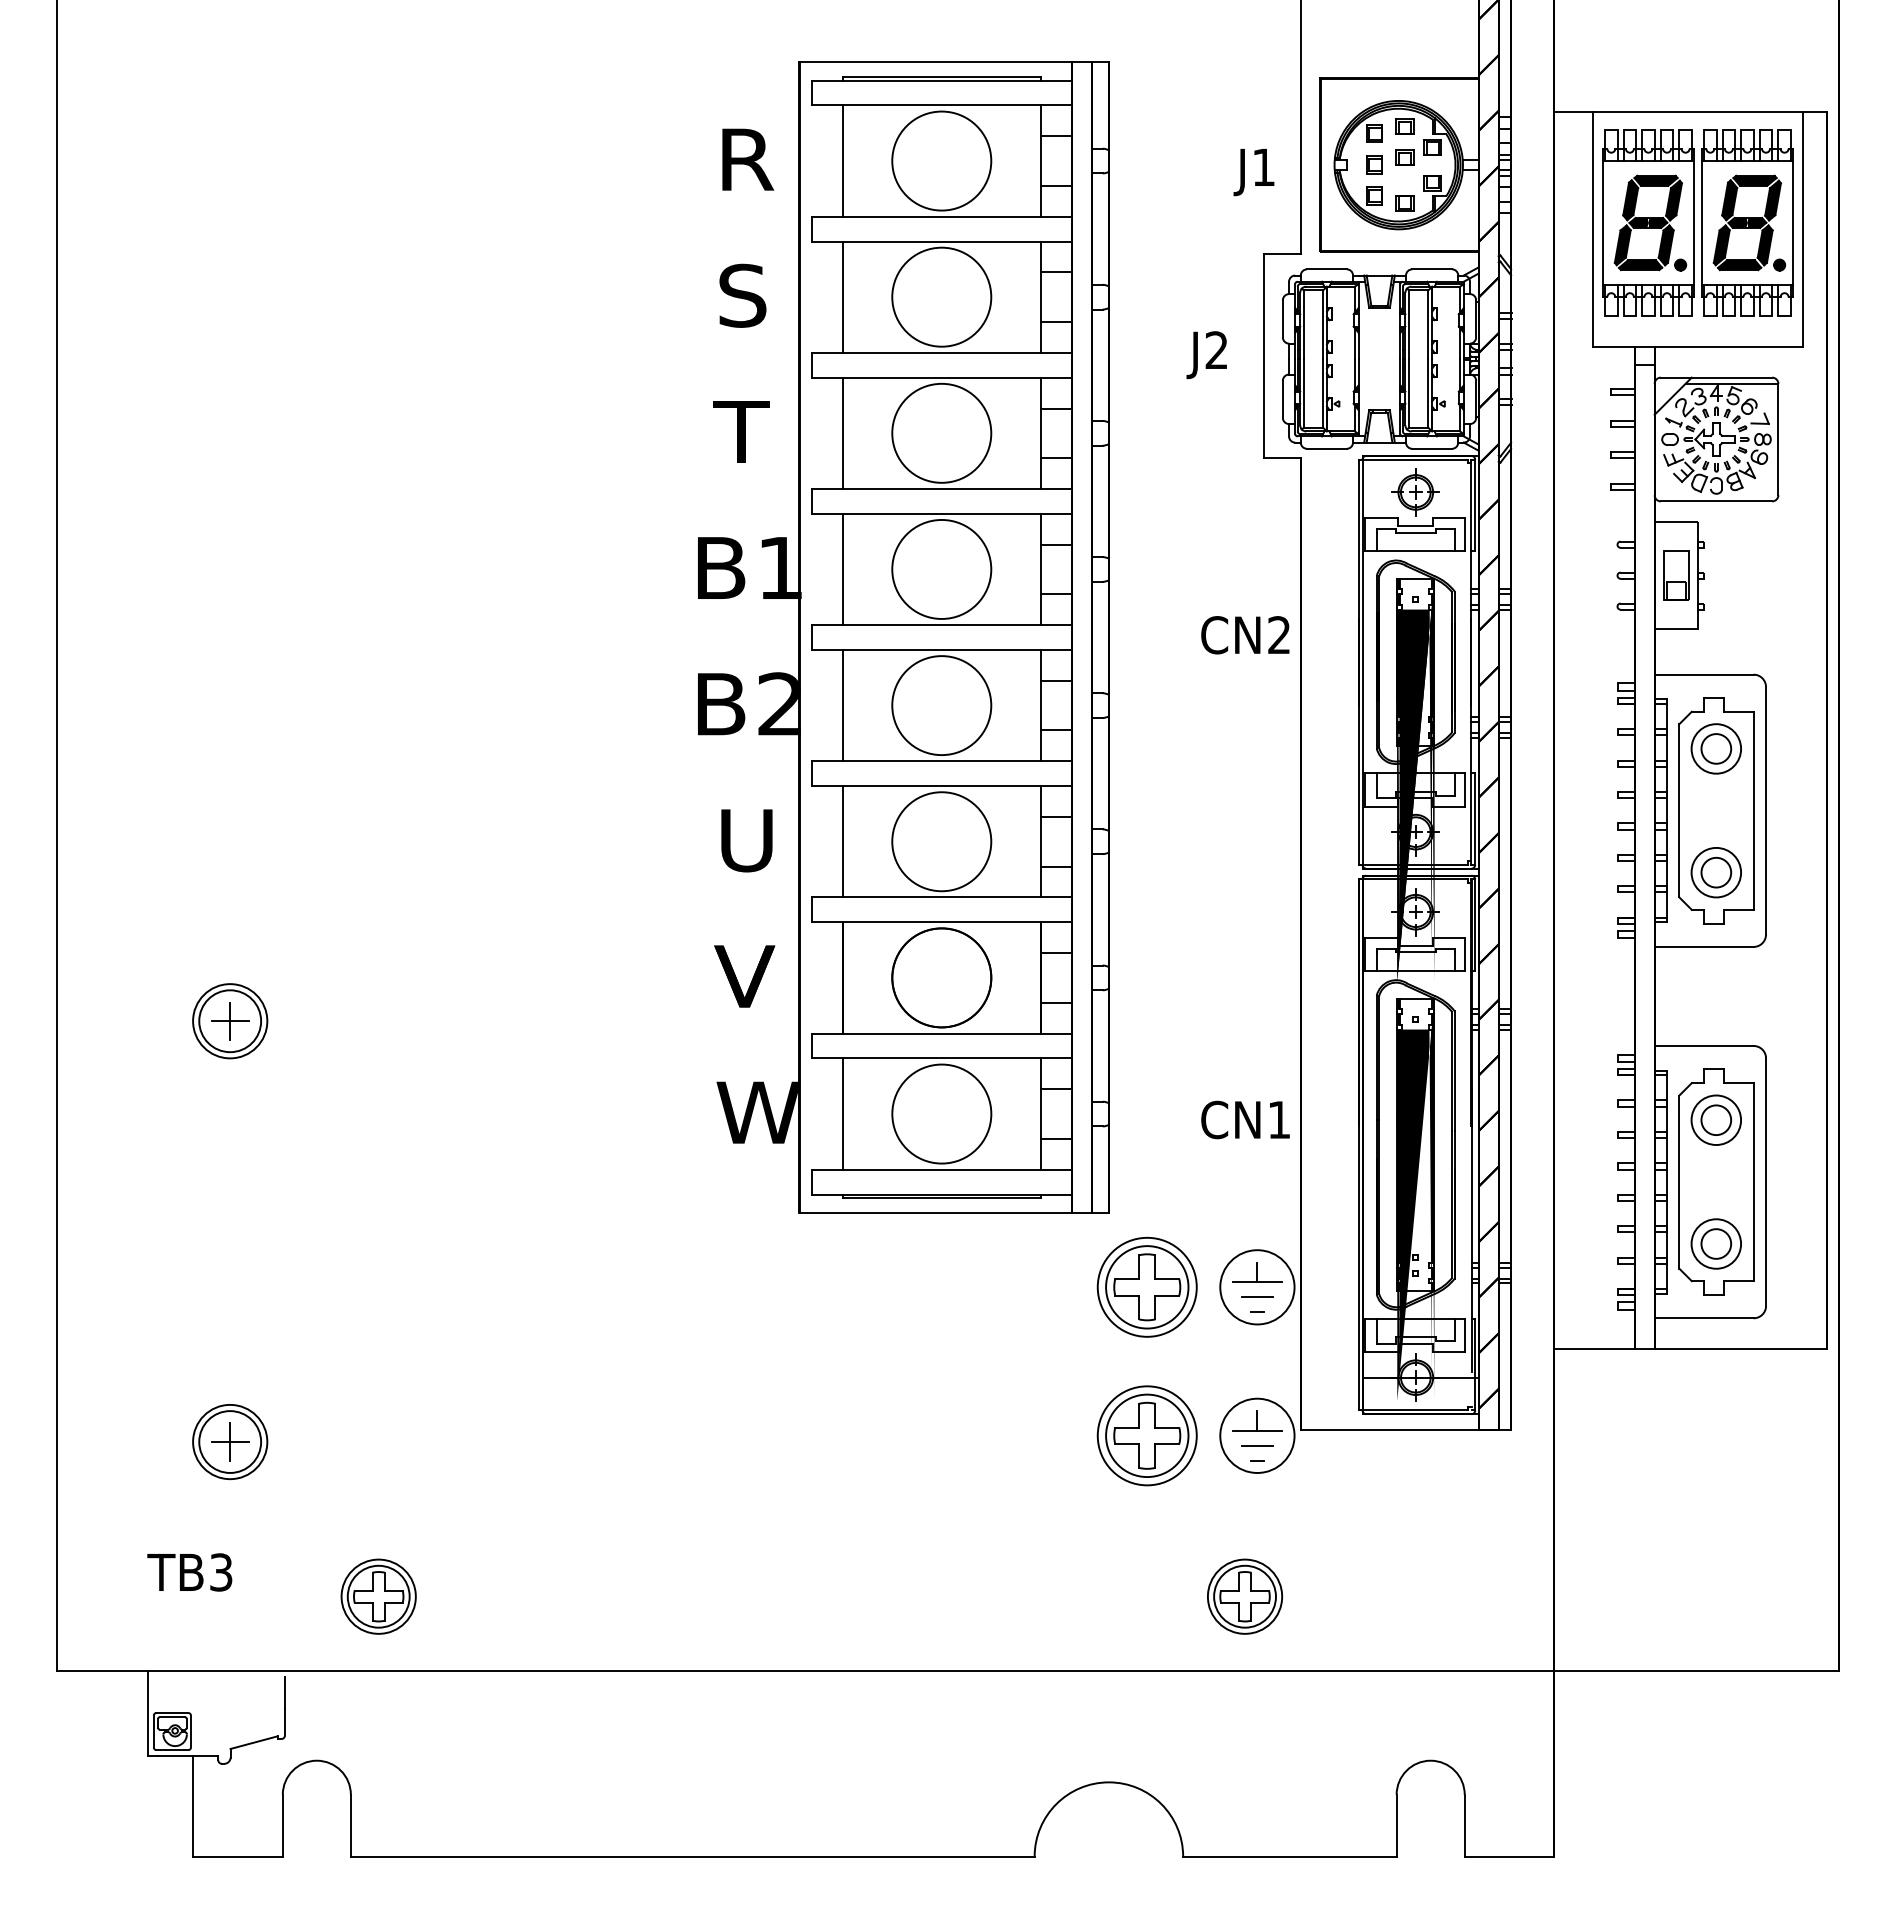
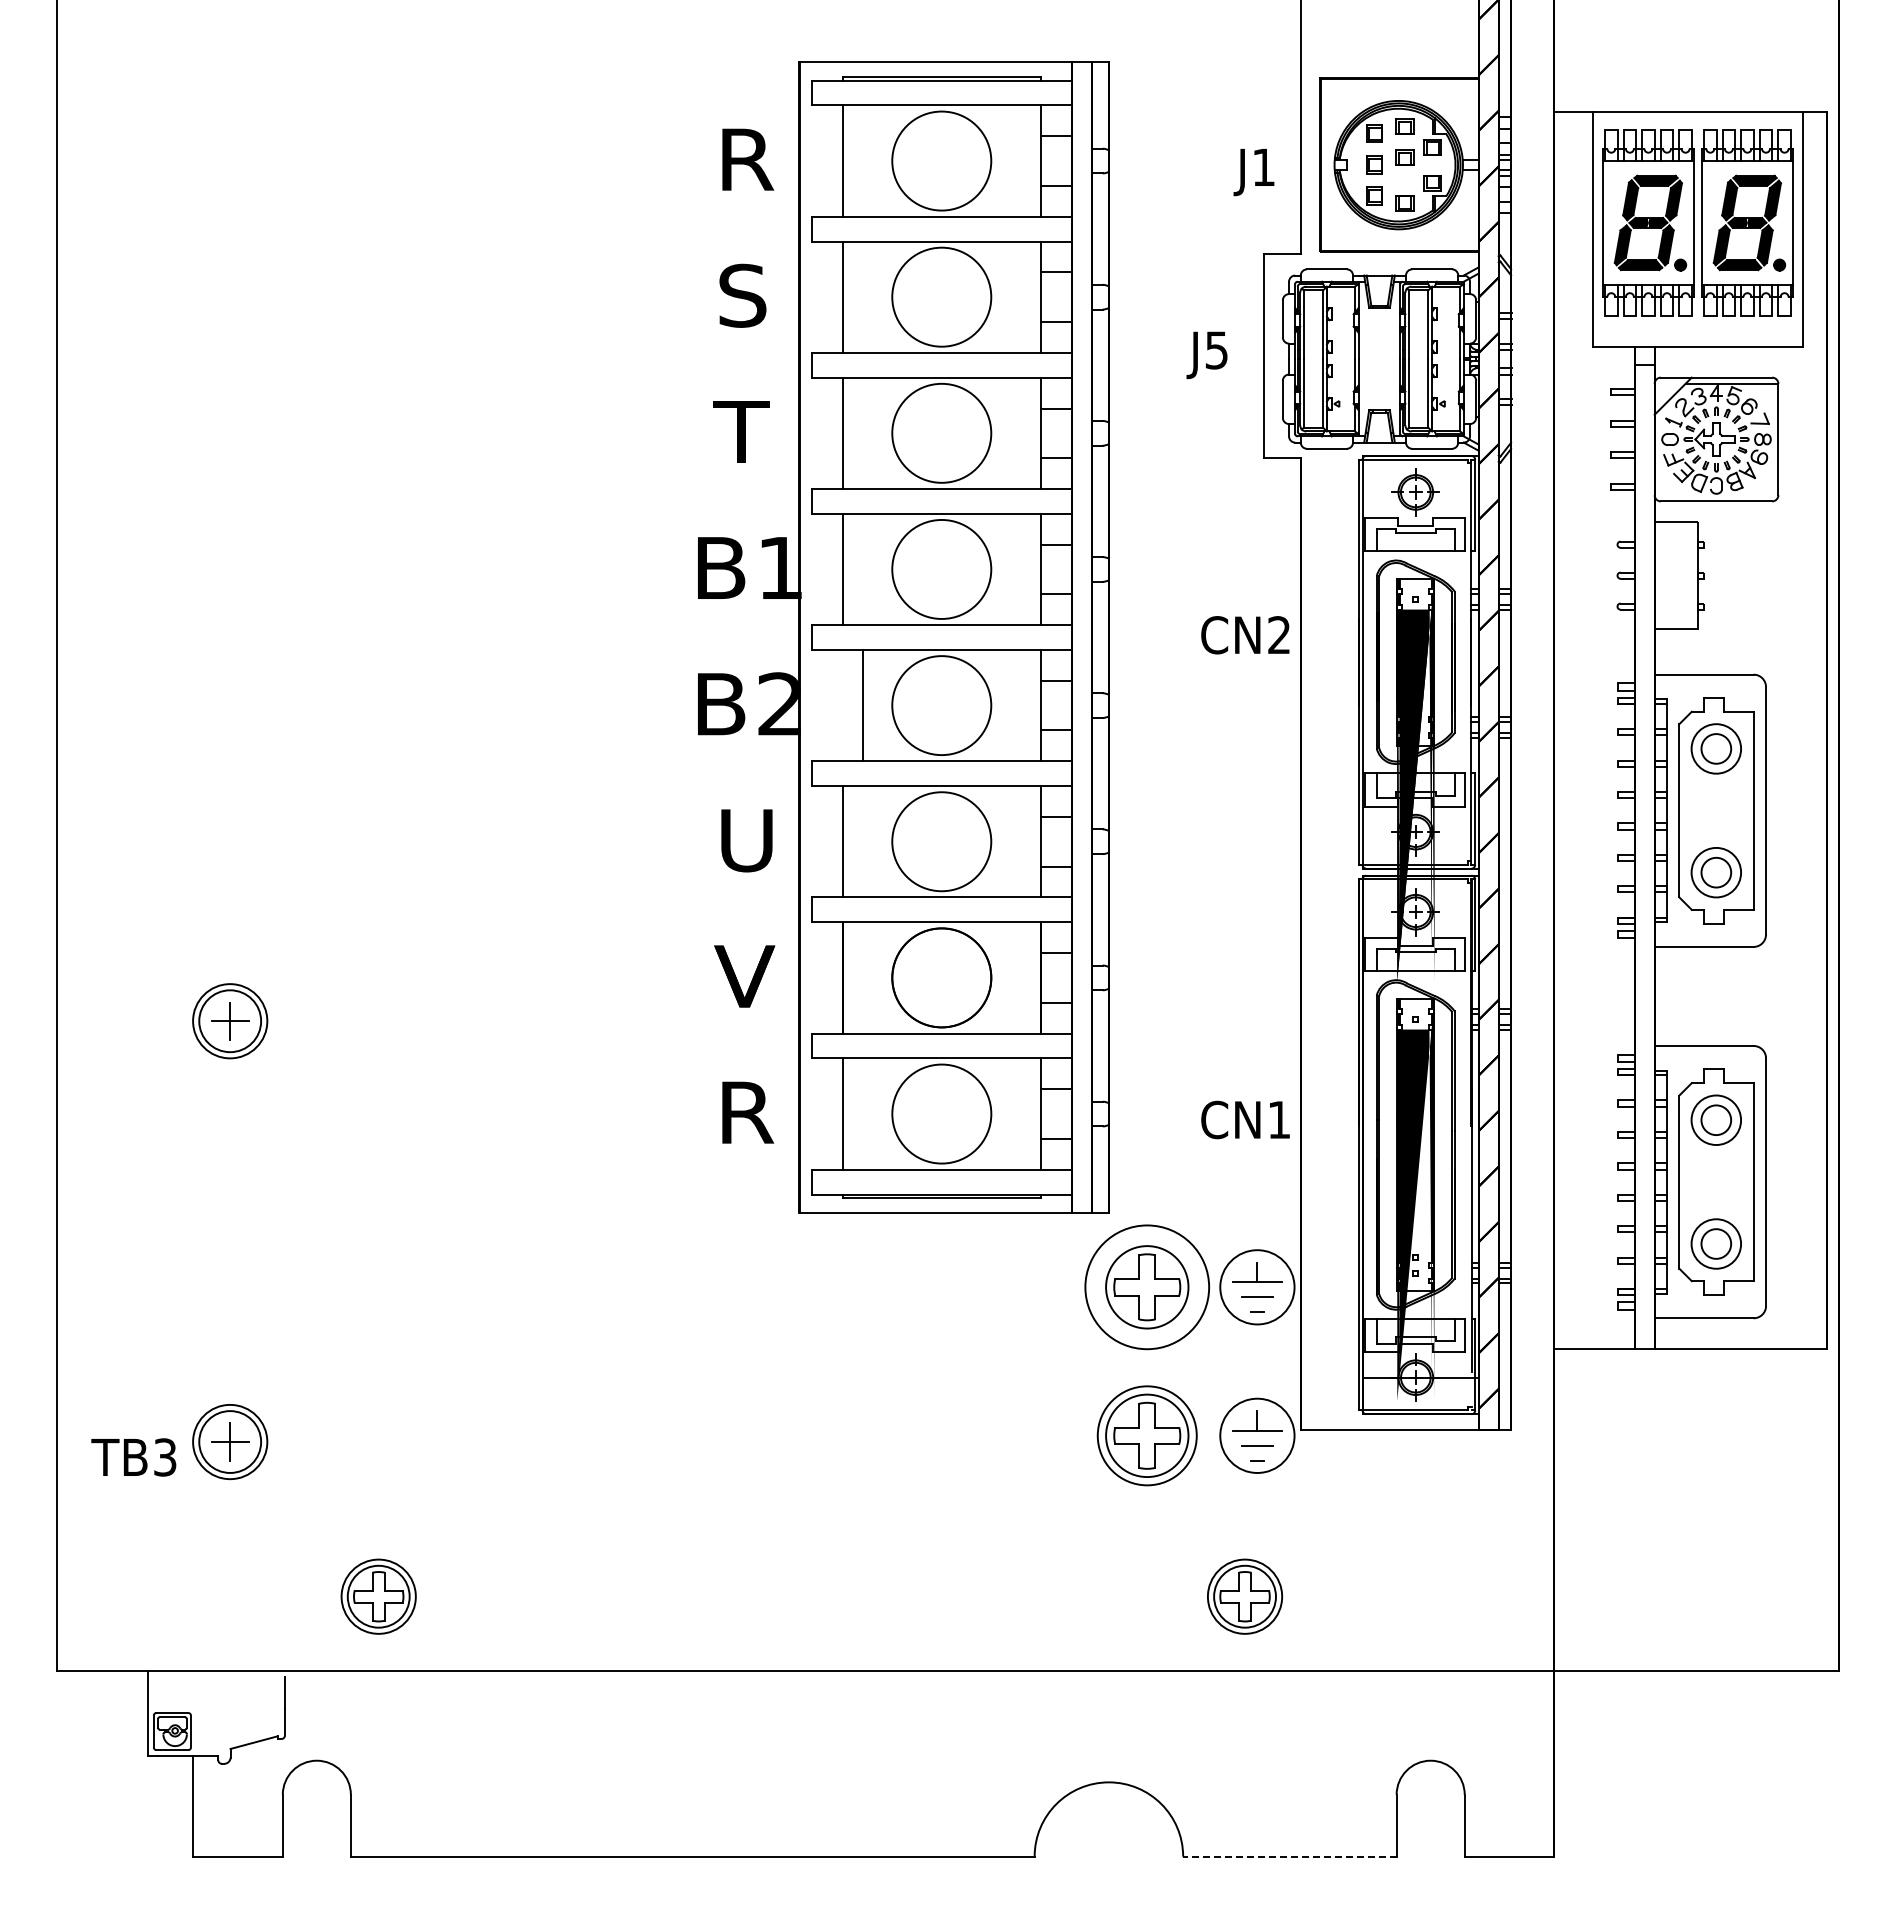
text: J2 -> J5 (1216, 350)
part: present -> none (1676, 575)
line position: (842, 705) -> (862, 705) (862, 705)
text: W -> R (756, 1112)
circle diameter: 99 px -> 124 px (1147, 1287)
text position: (189, 1572) -> (133, 1457) (133, 1457)
line: solid -> dashed (1289, 1856)
